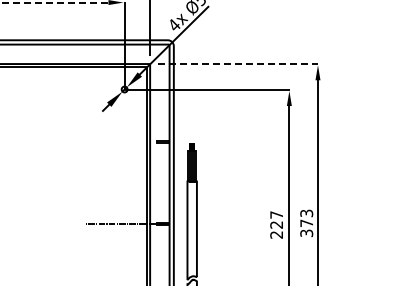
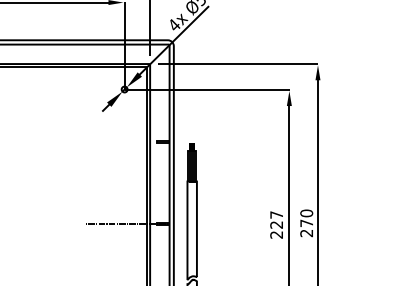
line: dashed -> solid (55, 2)
line: dashed -> solid (238, 64)
text: 373 -> 270 (306, 223)
